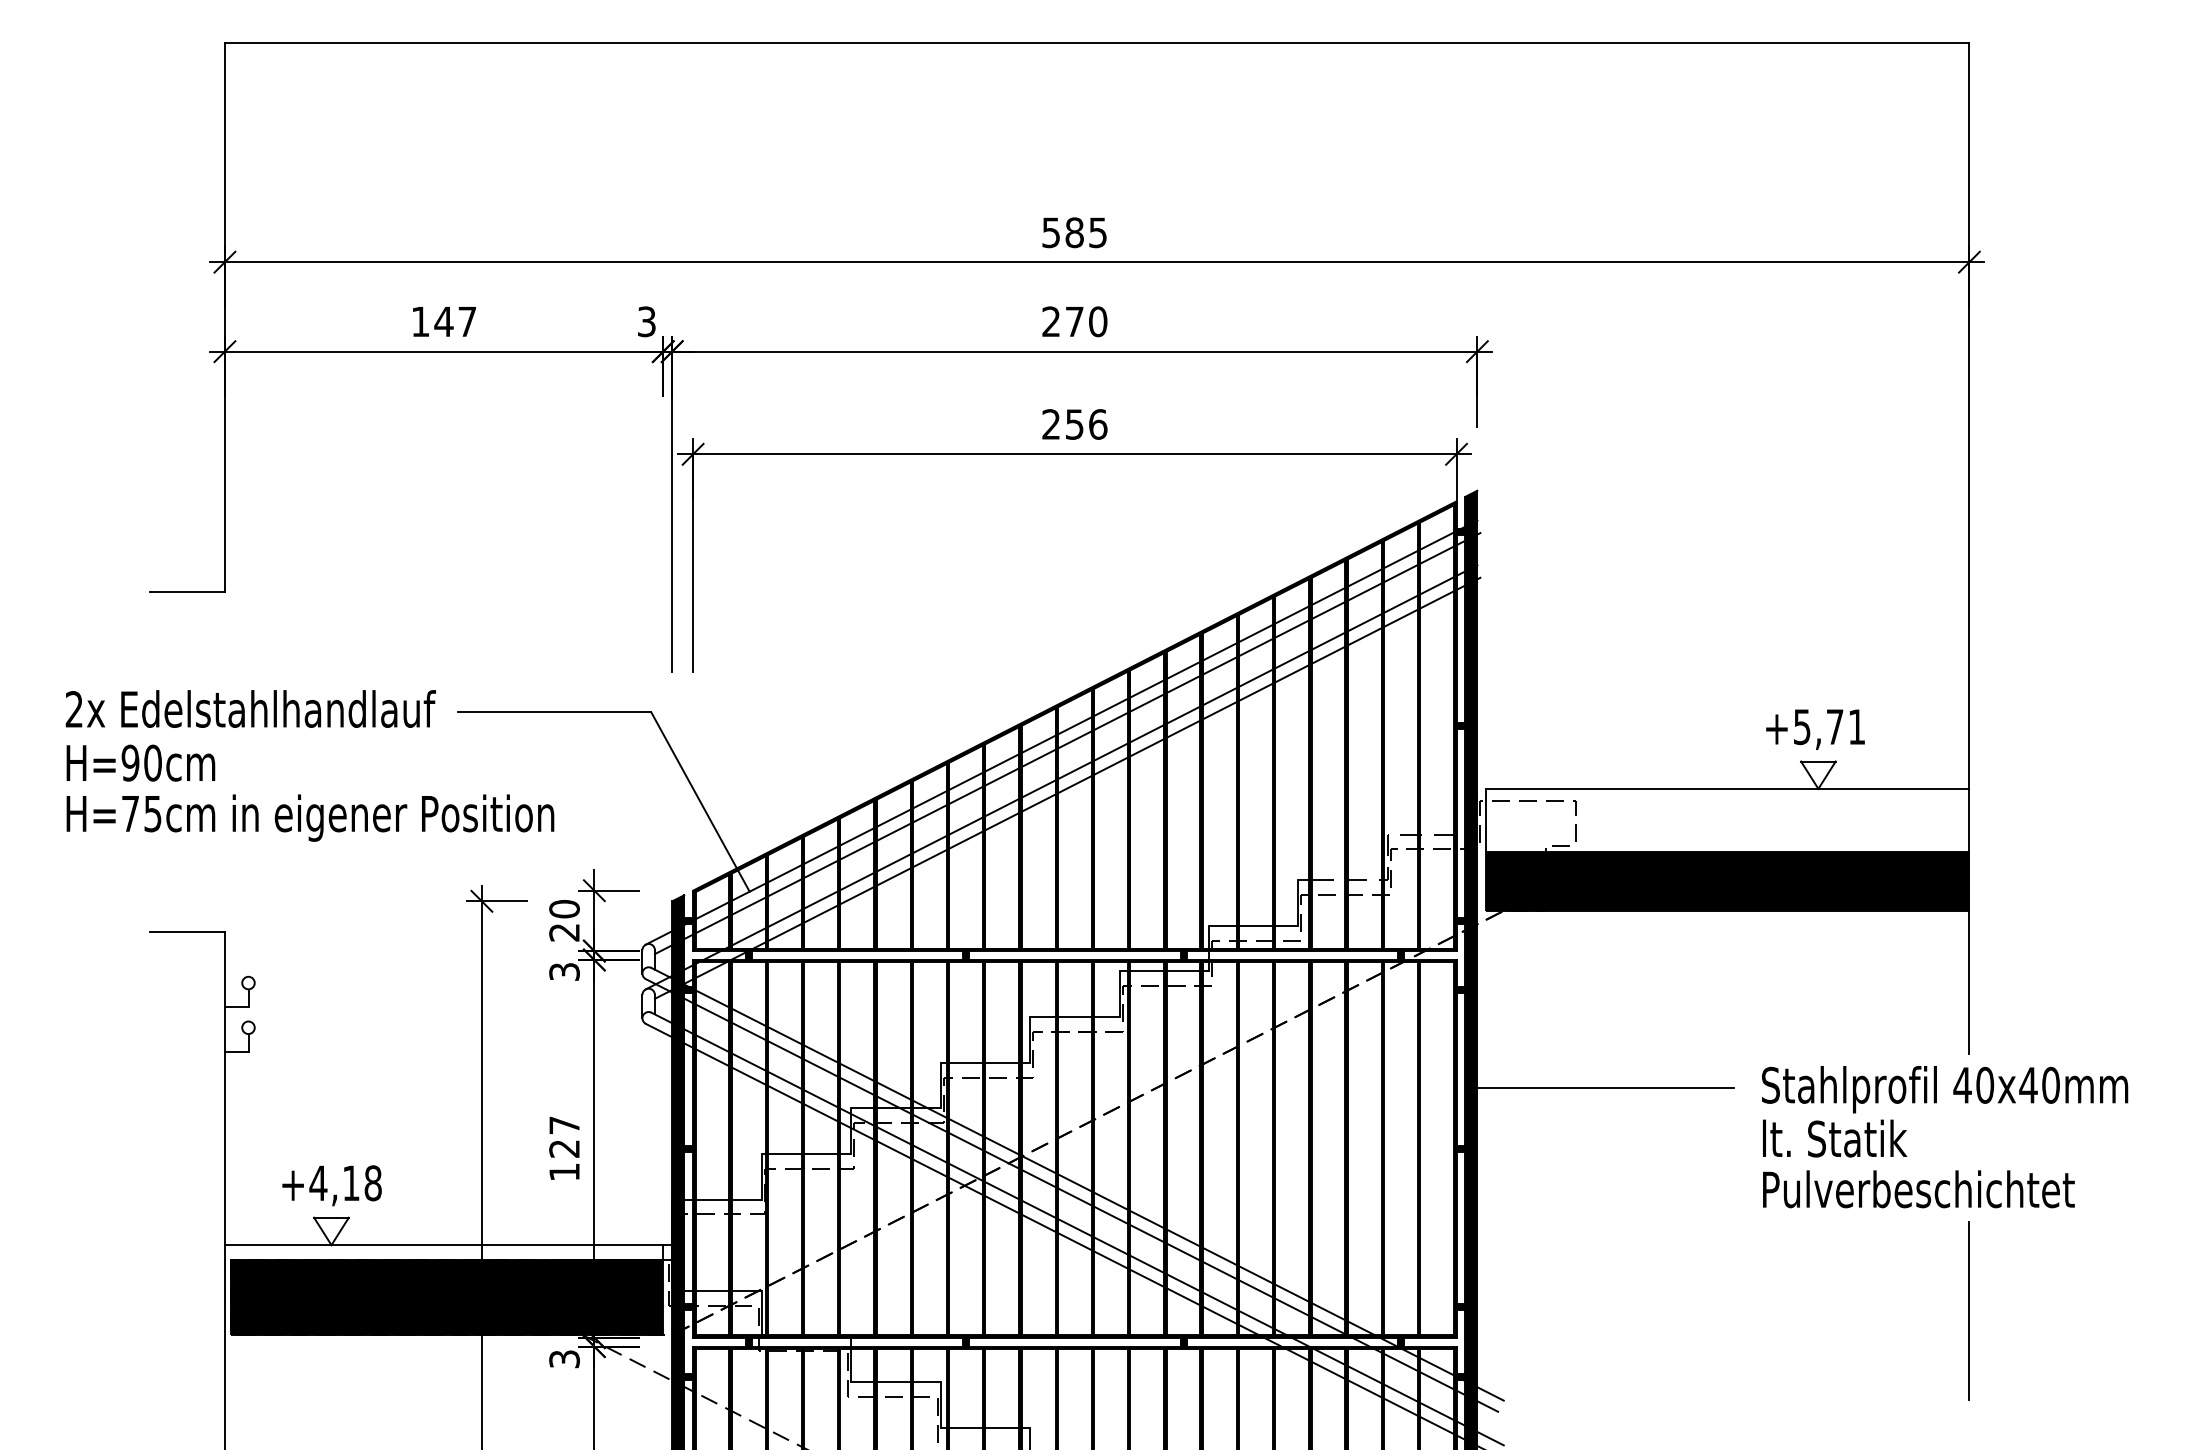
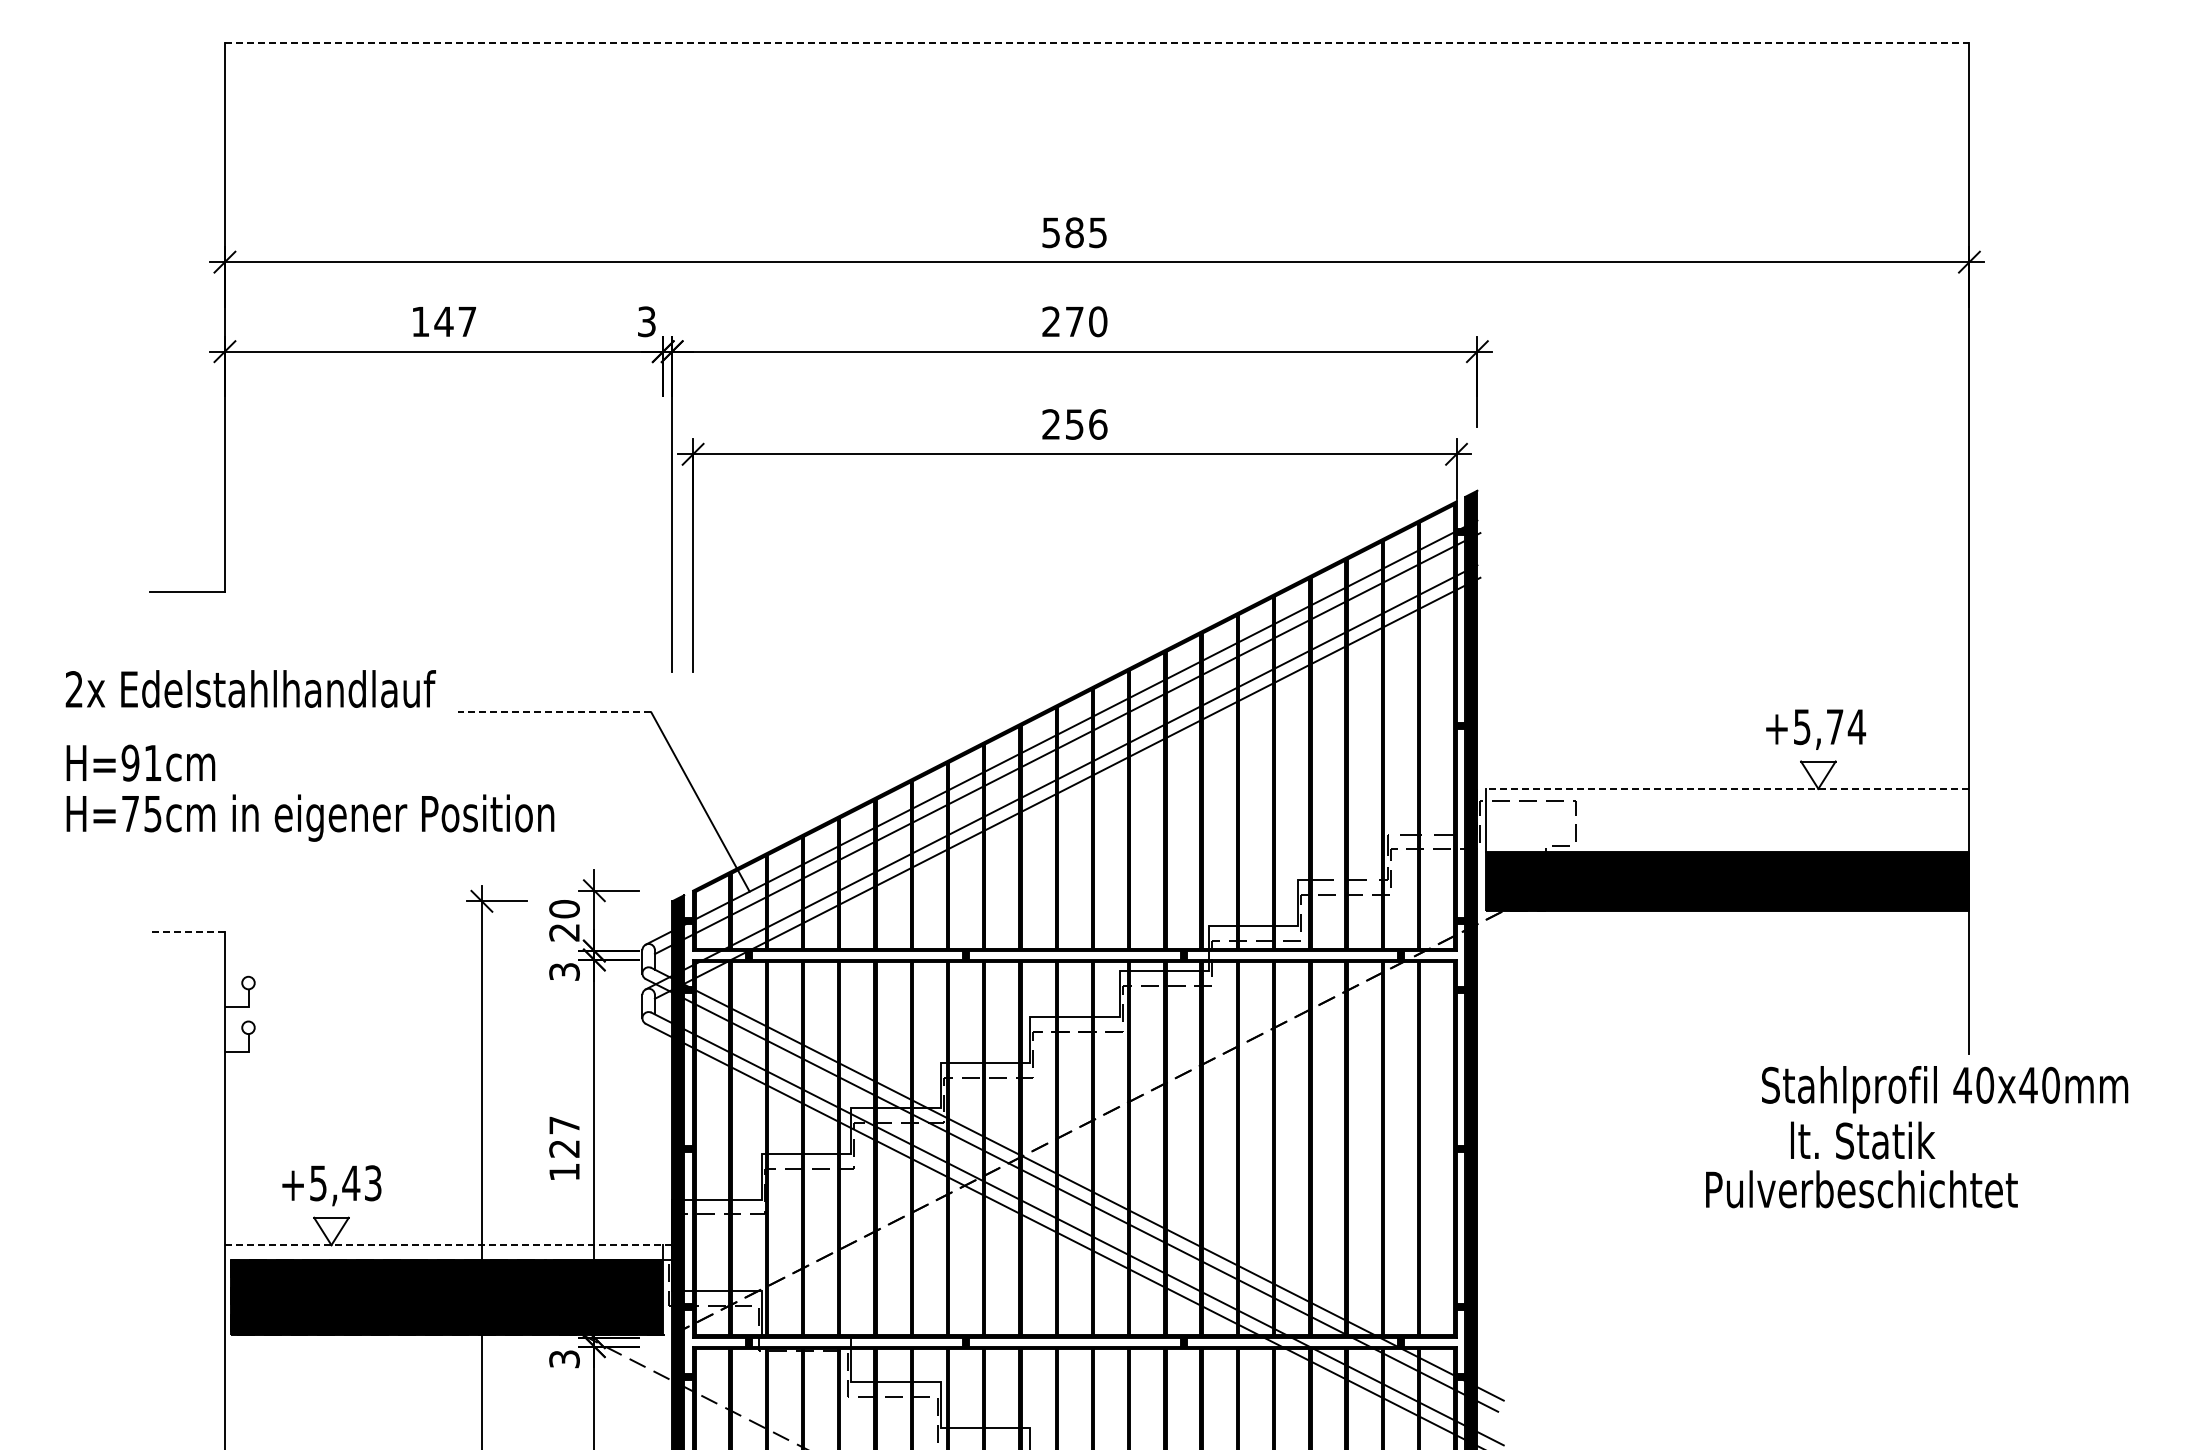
line: solid -> dashed (1097, 43)
text position: (250, 708) -> (250, 688) (250, 688)
line: solid -> dashed (554, 712)
text: +5,71 -> +5,74 (1856, 726)
text: H=90cm -> H=91cm (152, 762)
line: solid -> dashed (1727, 788)
line: solid -> dashed (187, 932)
line: present -> none (1605, 1088)
text position: (1835, 1138) -> (1863, 1140) (1863, 1140)
text: +4,18 -> +5,43 (345, 1183)
text position: (1918, 1189) -> (1861, 1189) (1861, 1189)
line: solid -> dashed (448, 1245)
line: present -> none (1969, 1311)
